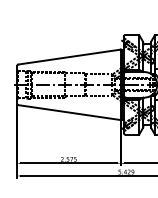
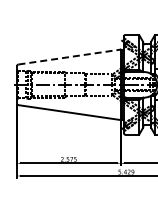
line: solid -> dashed (69, 57)
